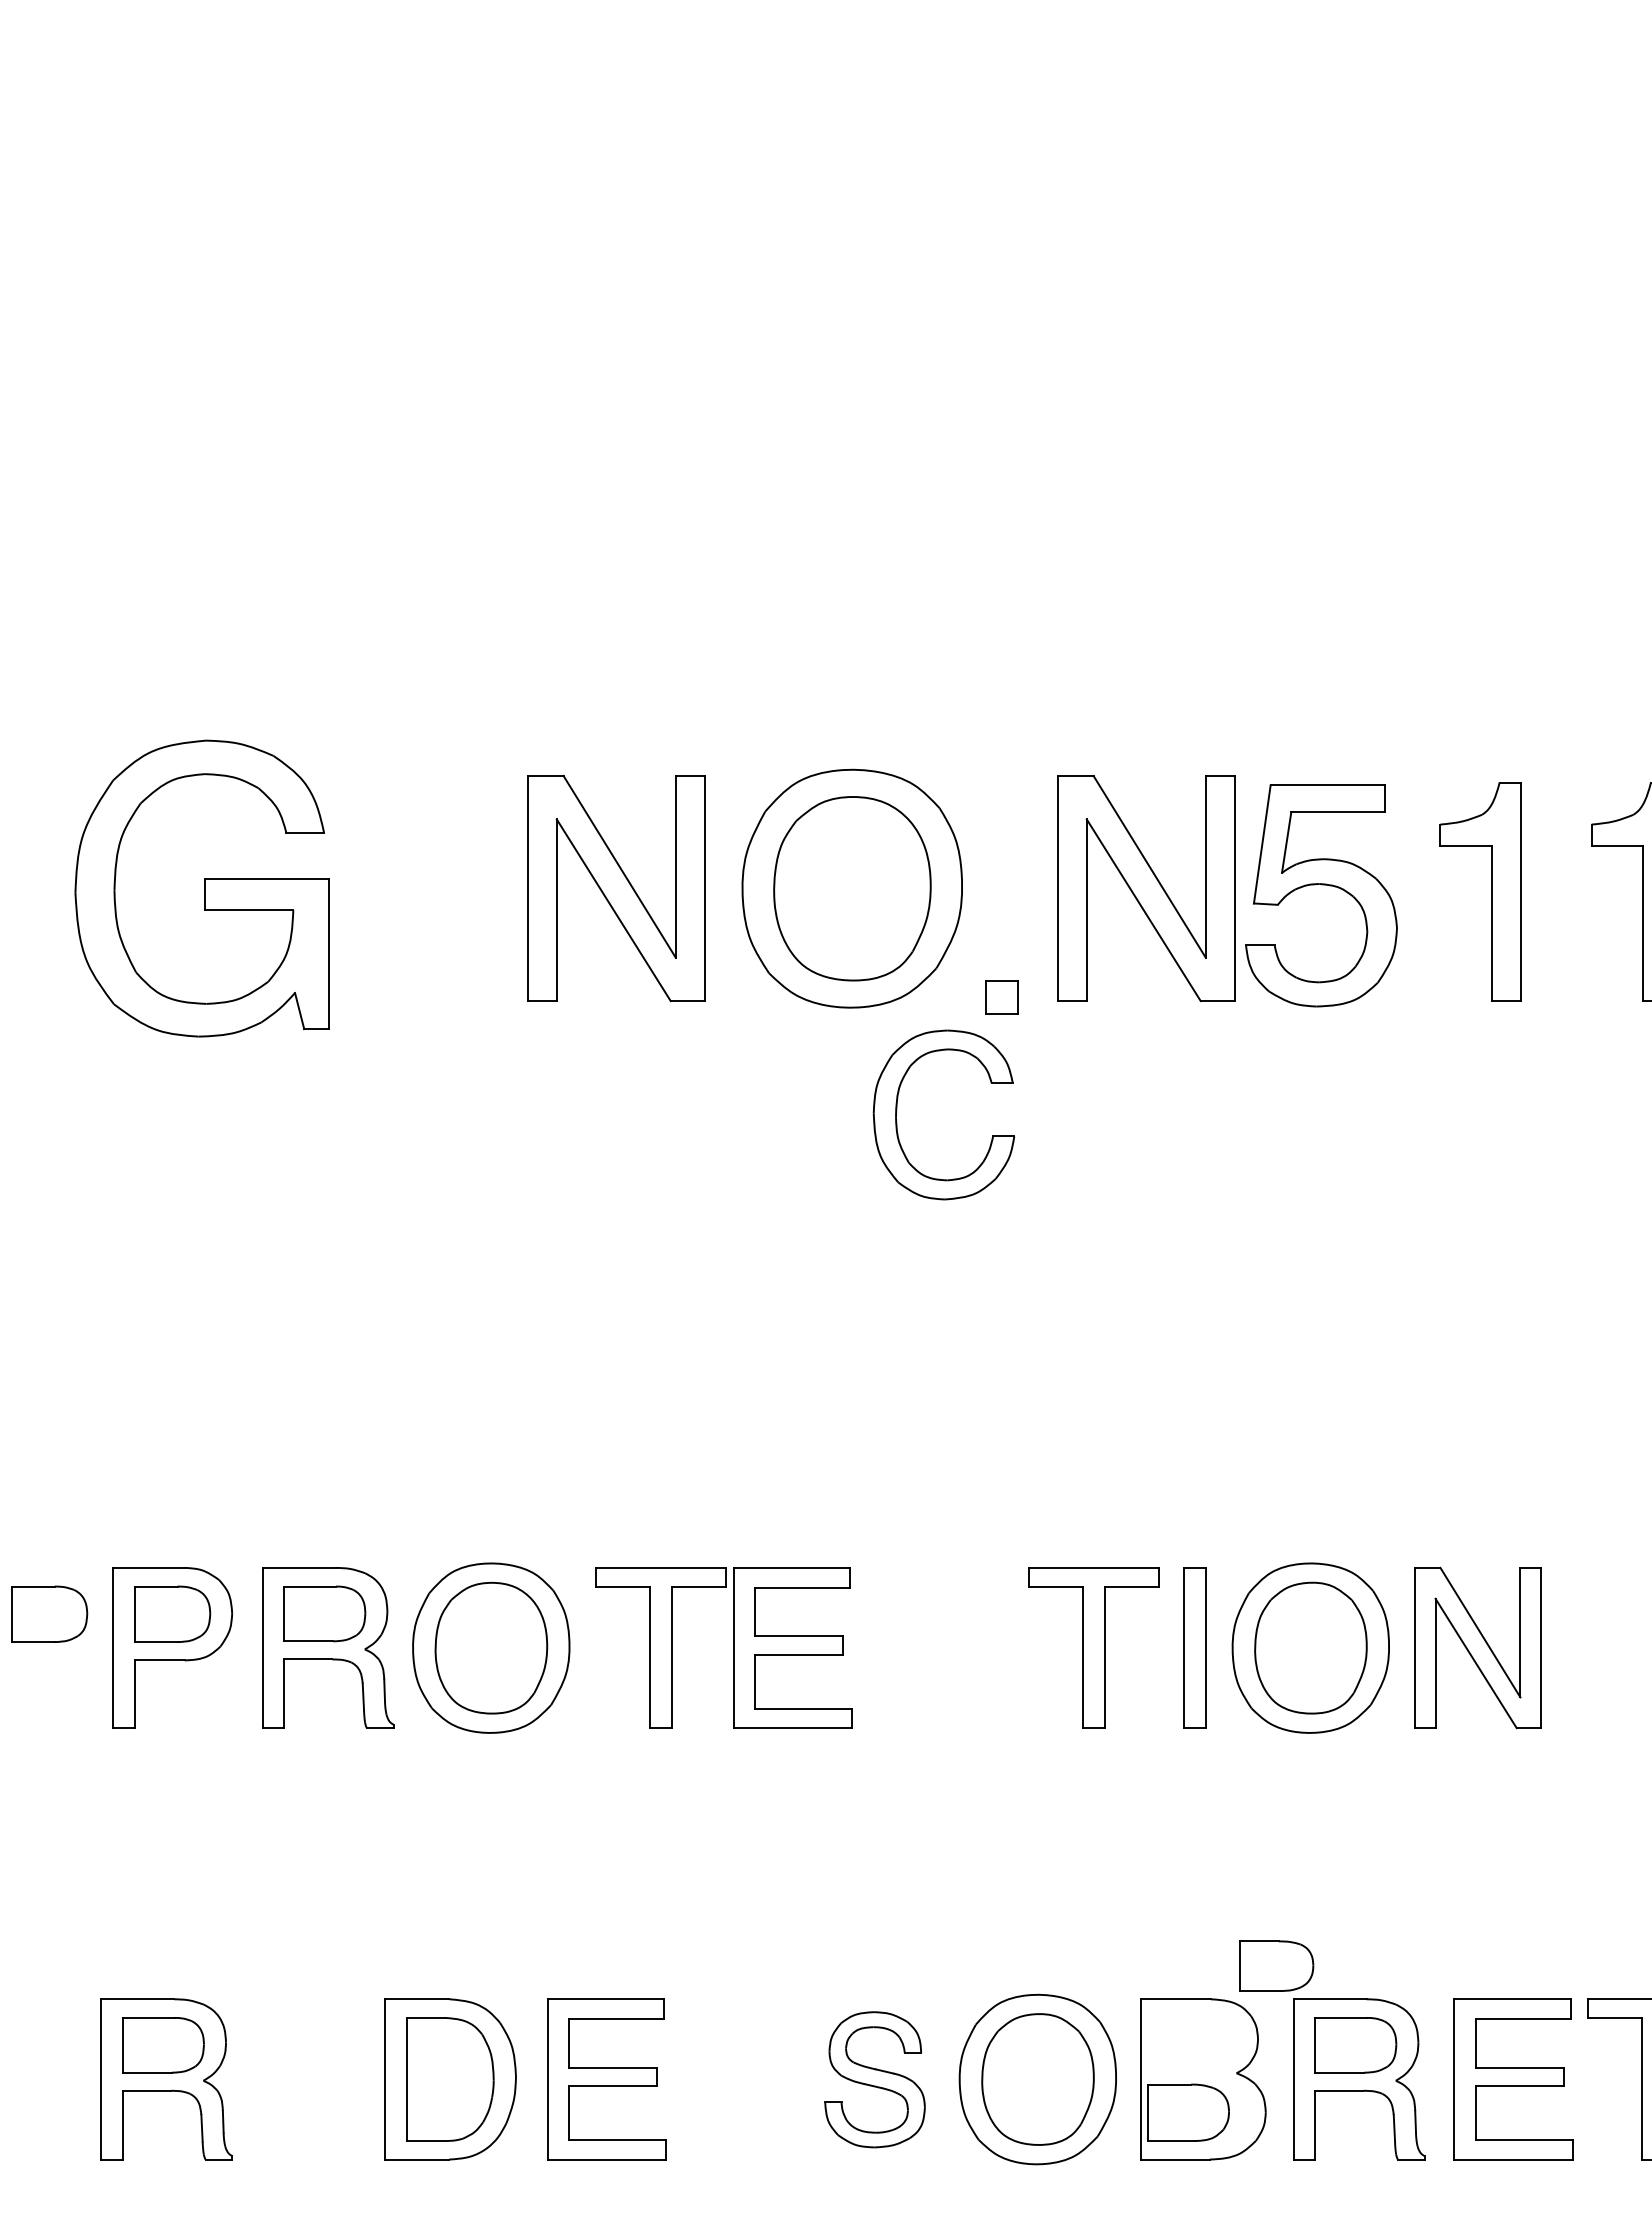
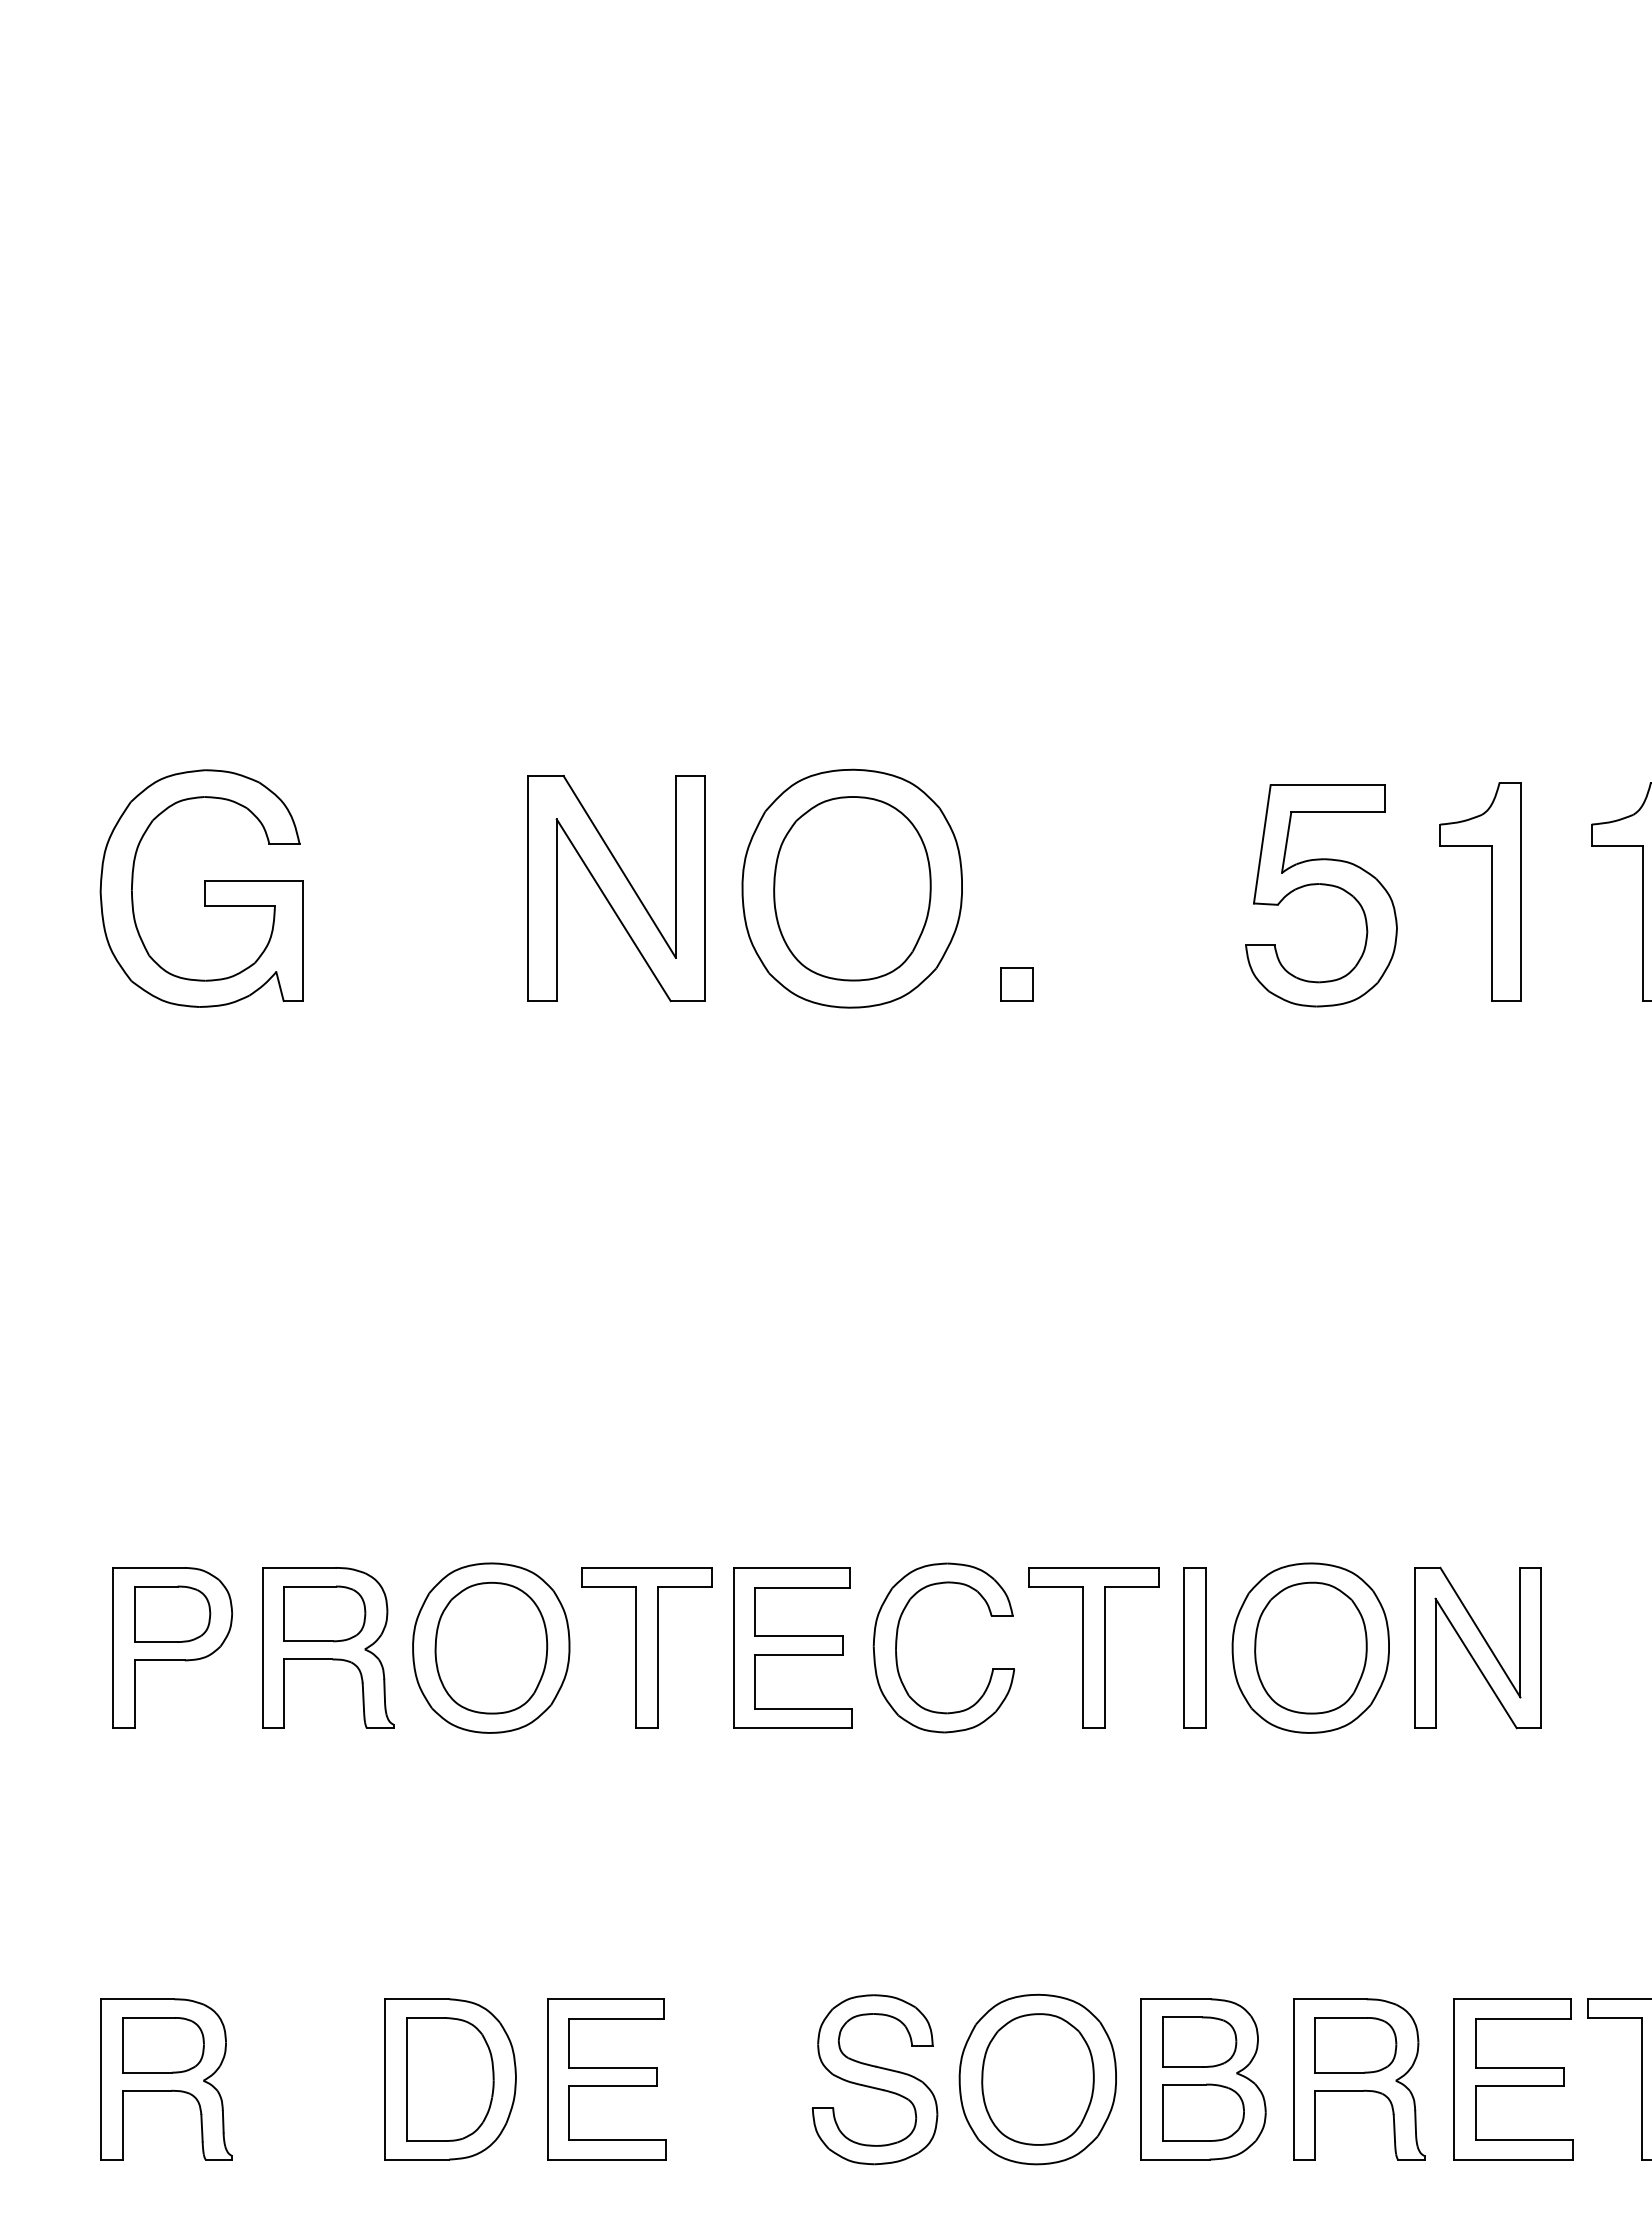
part size: 256x299 px -> 205x239 px (201, 888)
part: present -> none (1146, 888)
part position: (1001, 997) -> (1016, 984) (1016, 984)
part position: (897, 1111) -> (897, 1644) (897, 1644)
part: present -> none (49, 1613)
part position: (660, 1647) -> (646, 1647) (646, 1647)
part position: (1276, 1965) -> (1199, 2041) (1199, 2041)
part size: 102x138 px -> 128x172 px (874, 2079)
part position: (1188, 2112) -> (1203, 2112) (1203, 2112)
